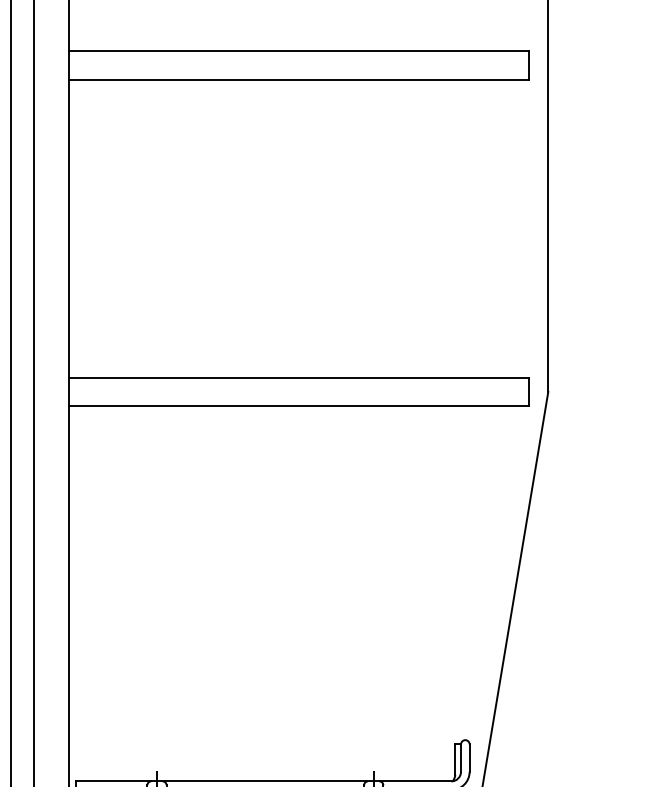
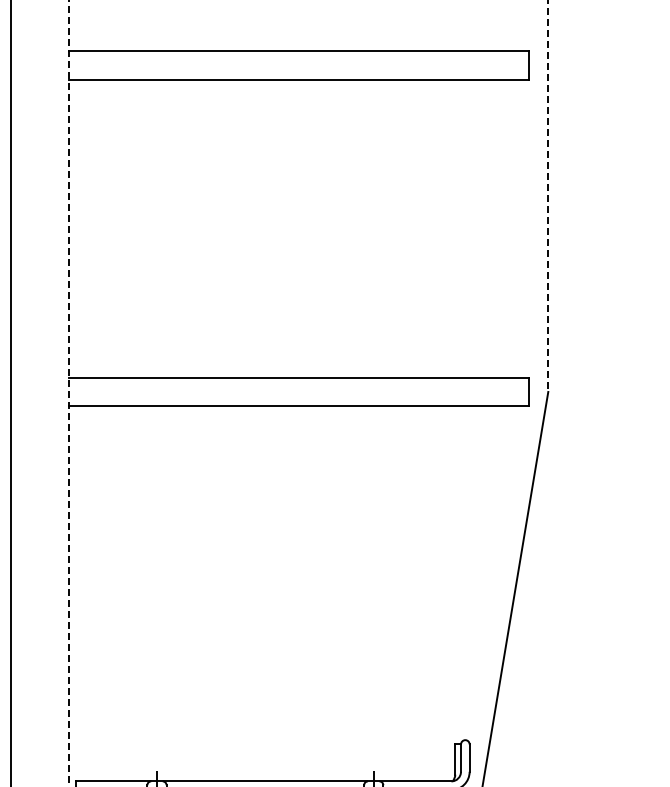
line: solid -> dashed (548, 195)
line: present -> none (34, 392)
line: solid -> dashed (68, 393)
